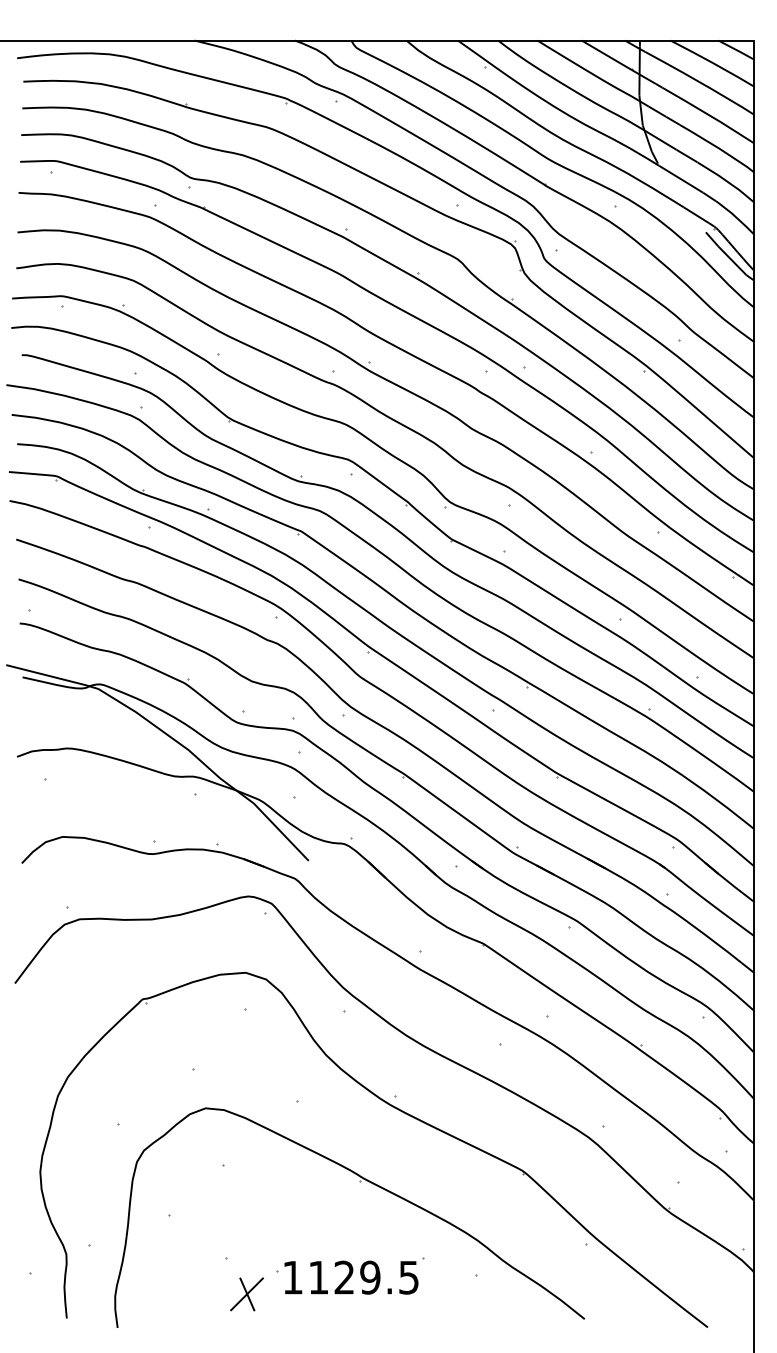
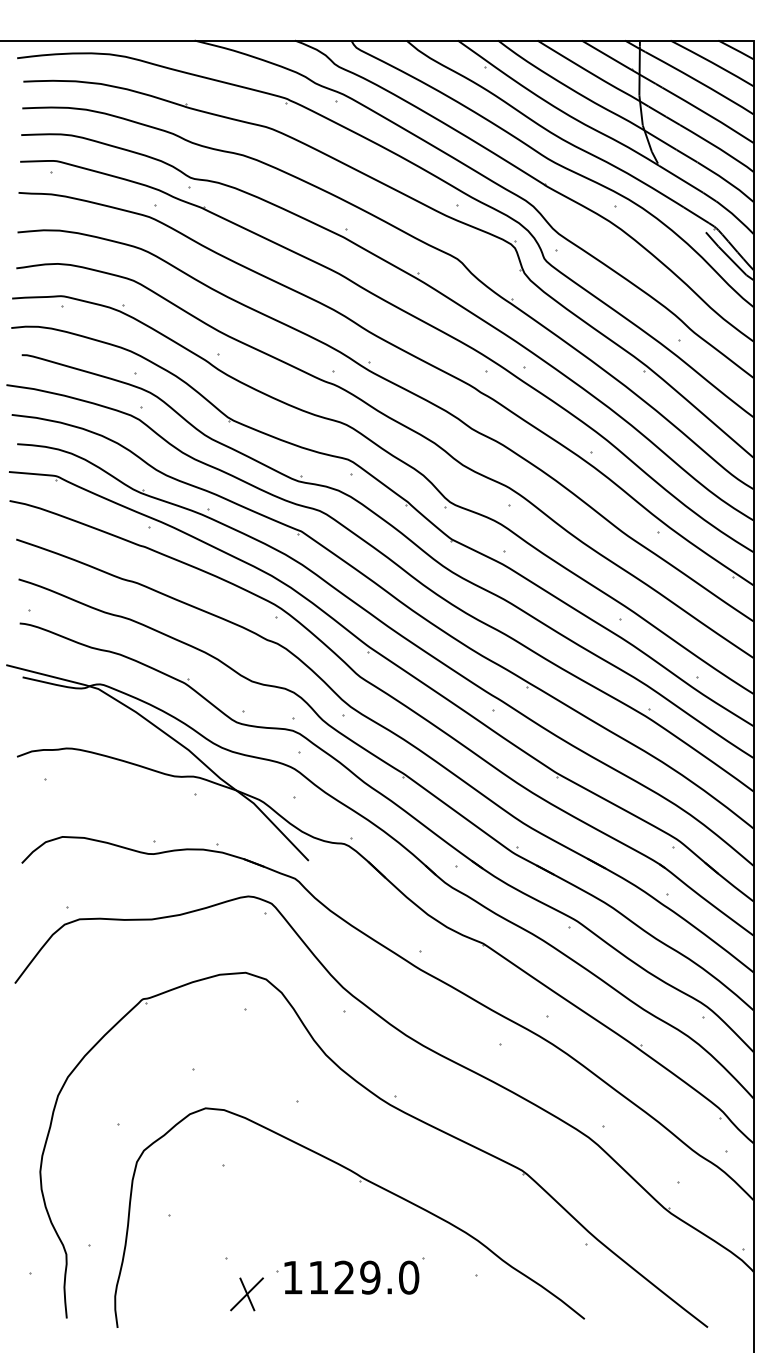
text: 1129.5 -> 1129.0 (409, 1277)
